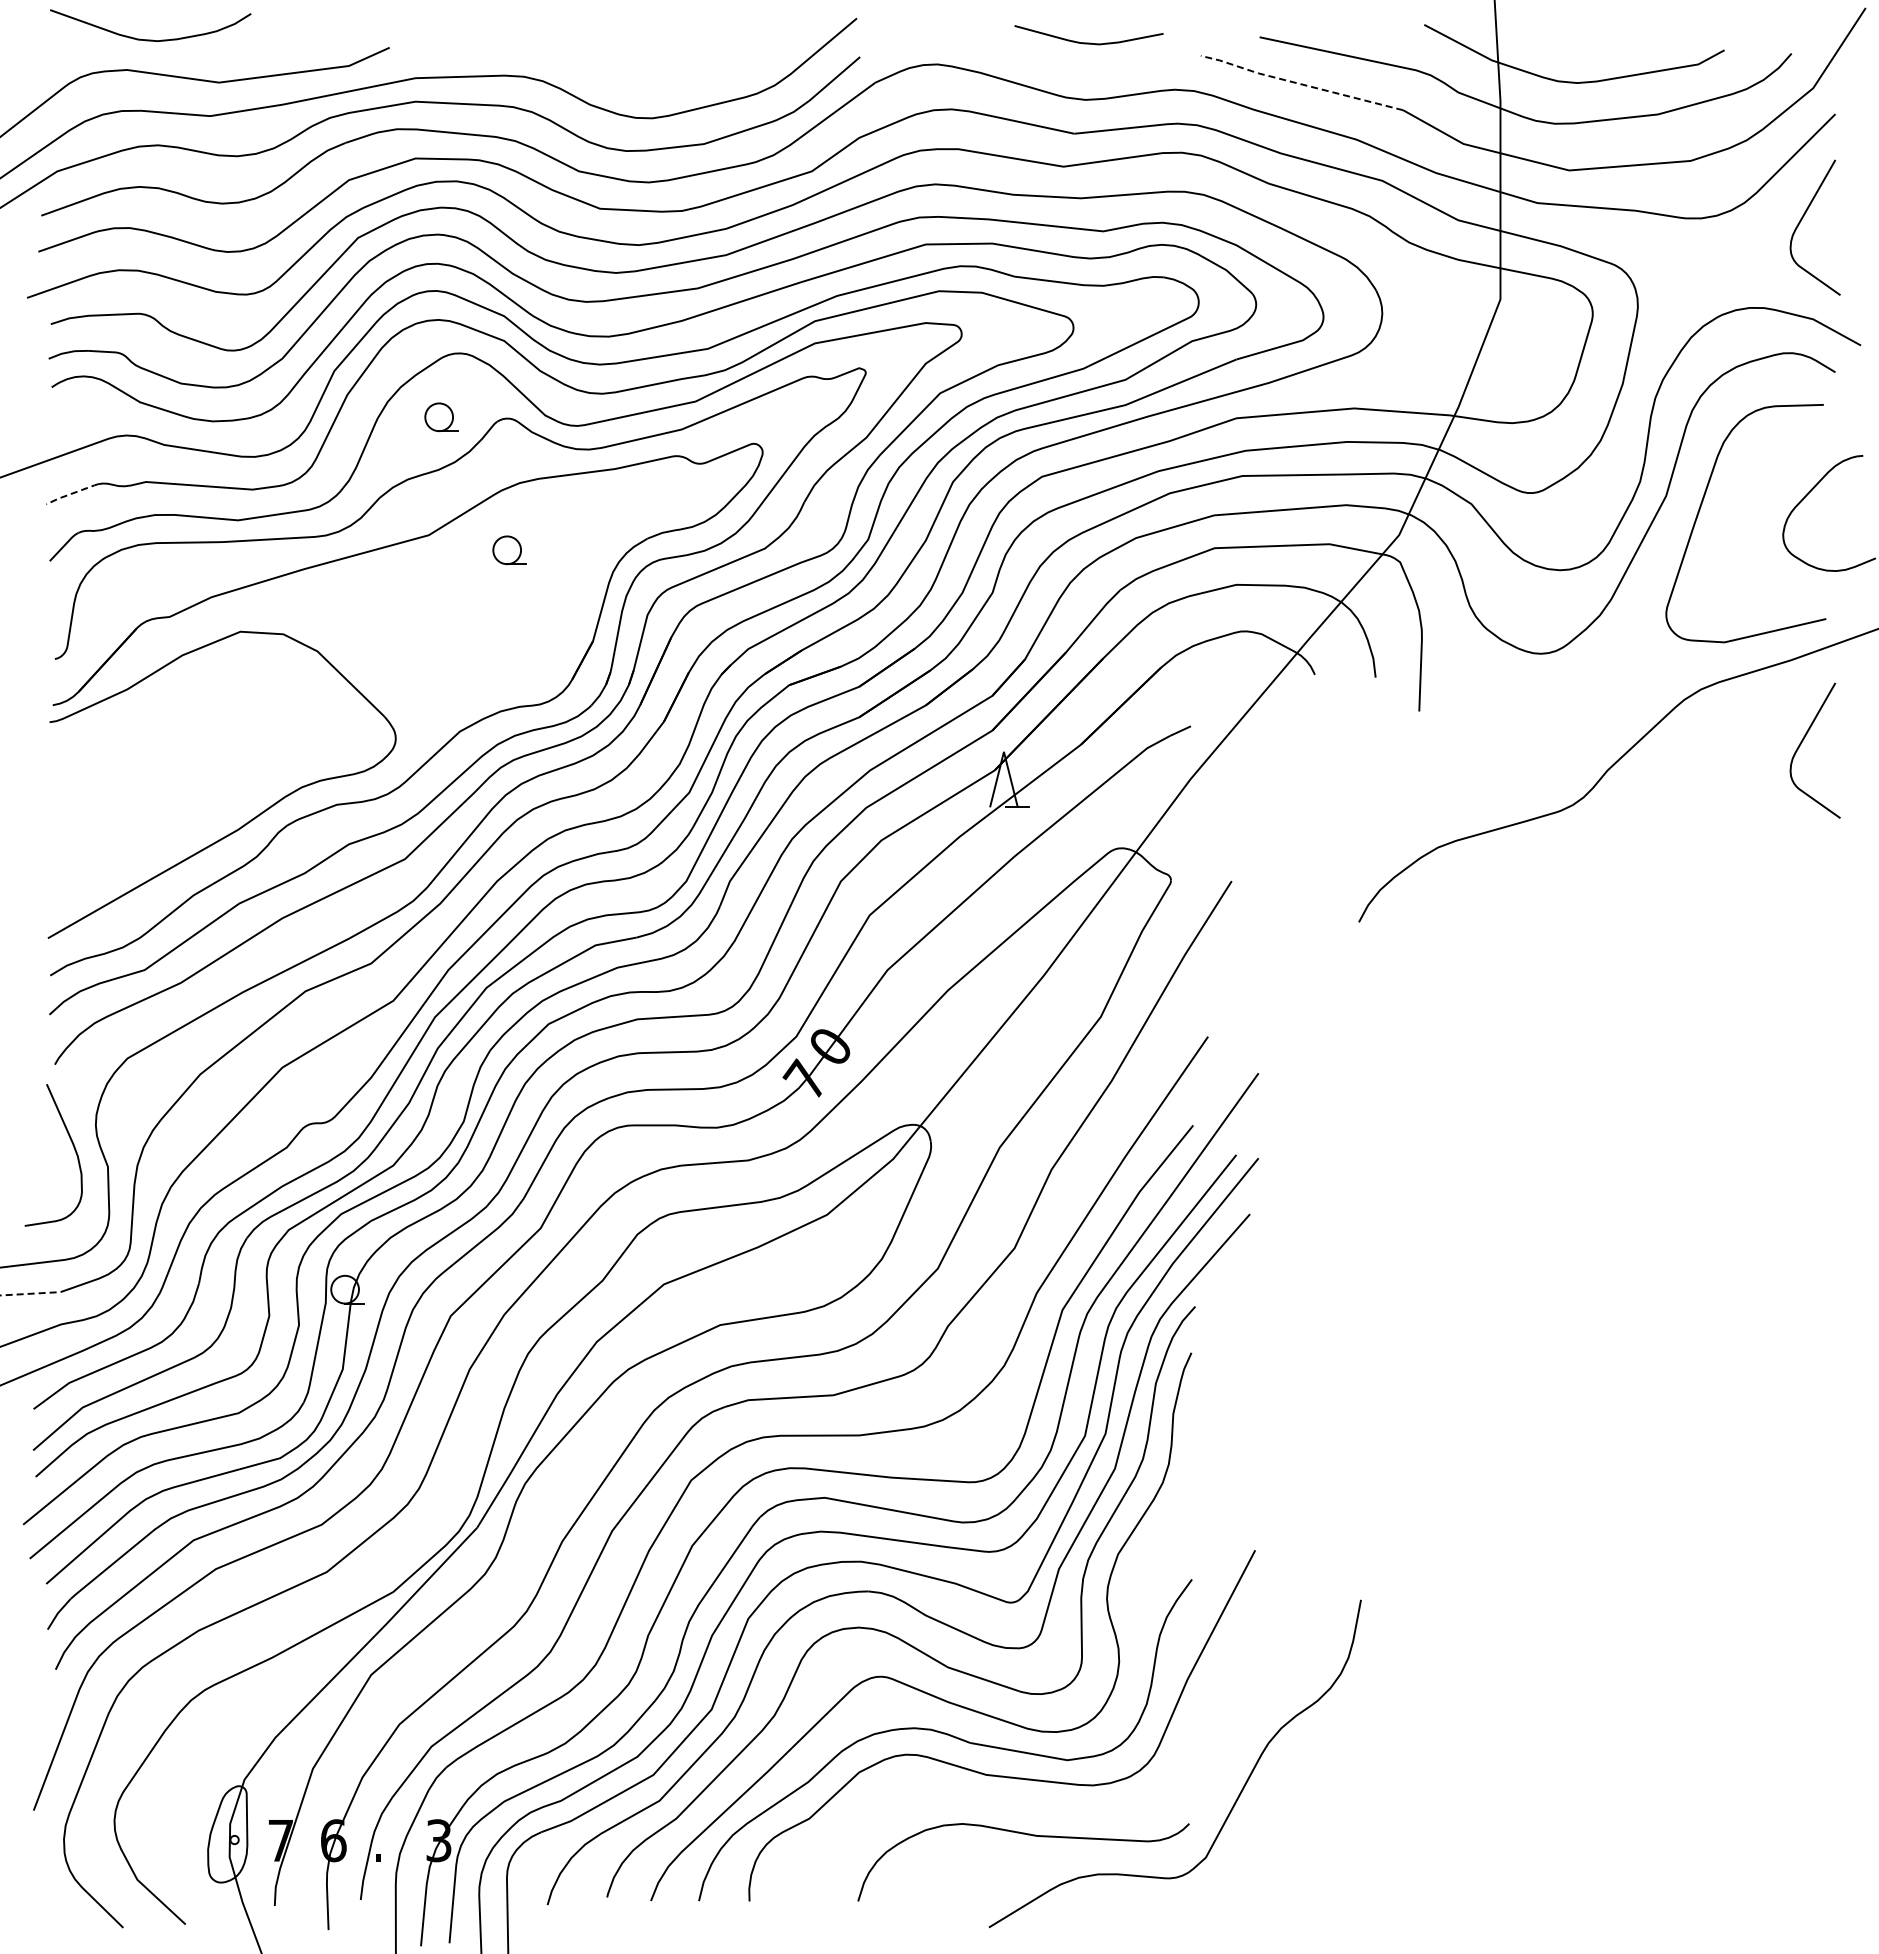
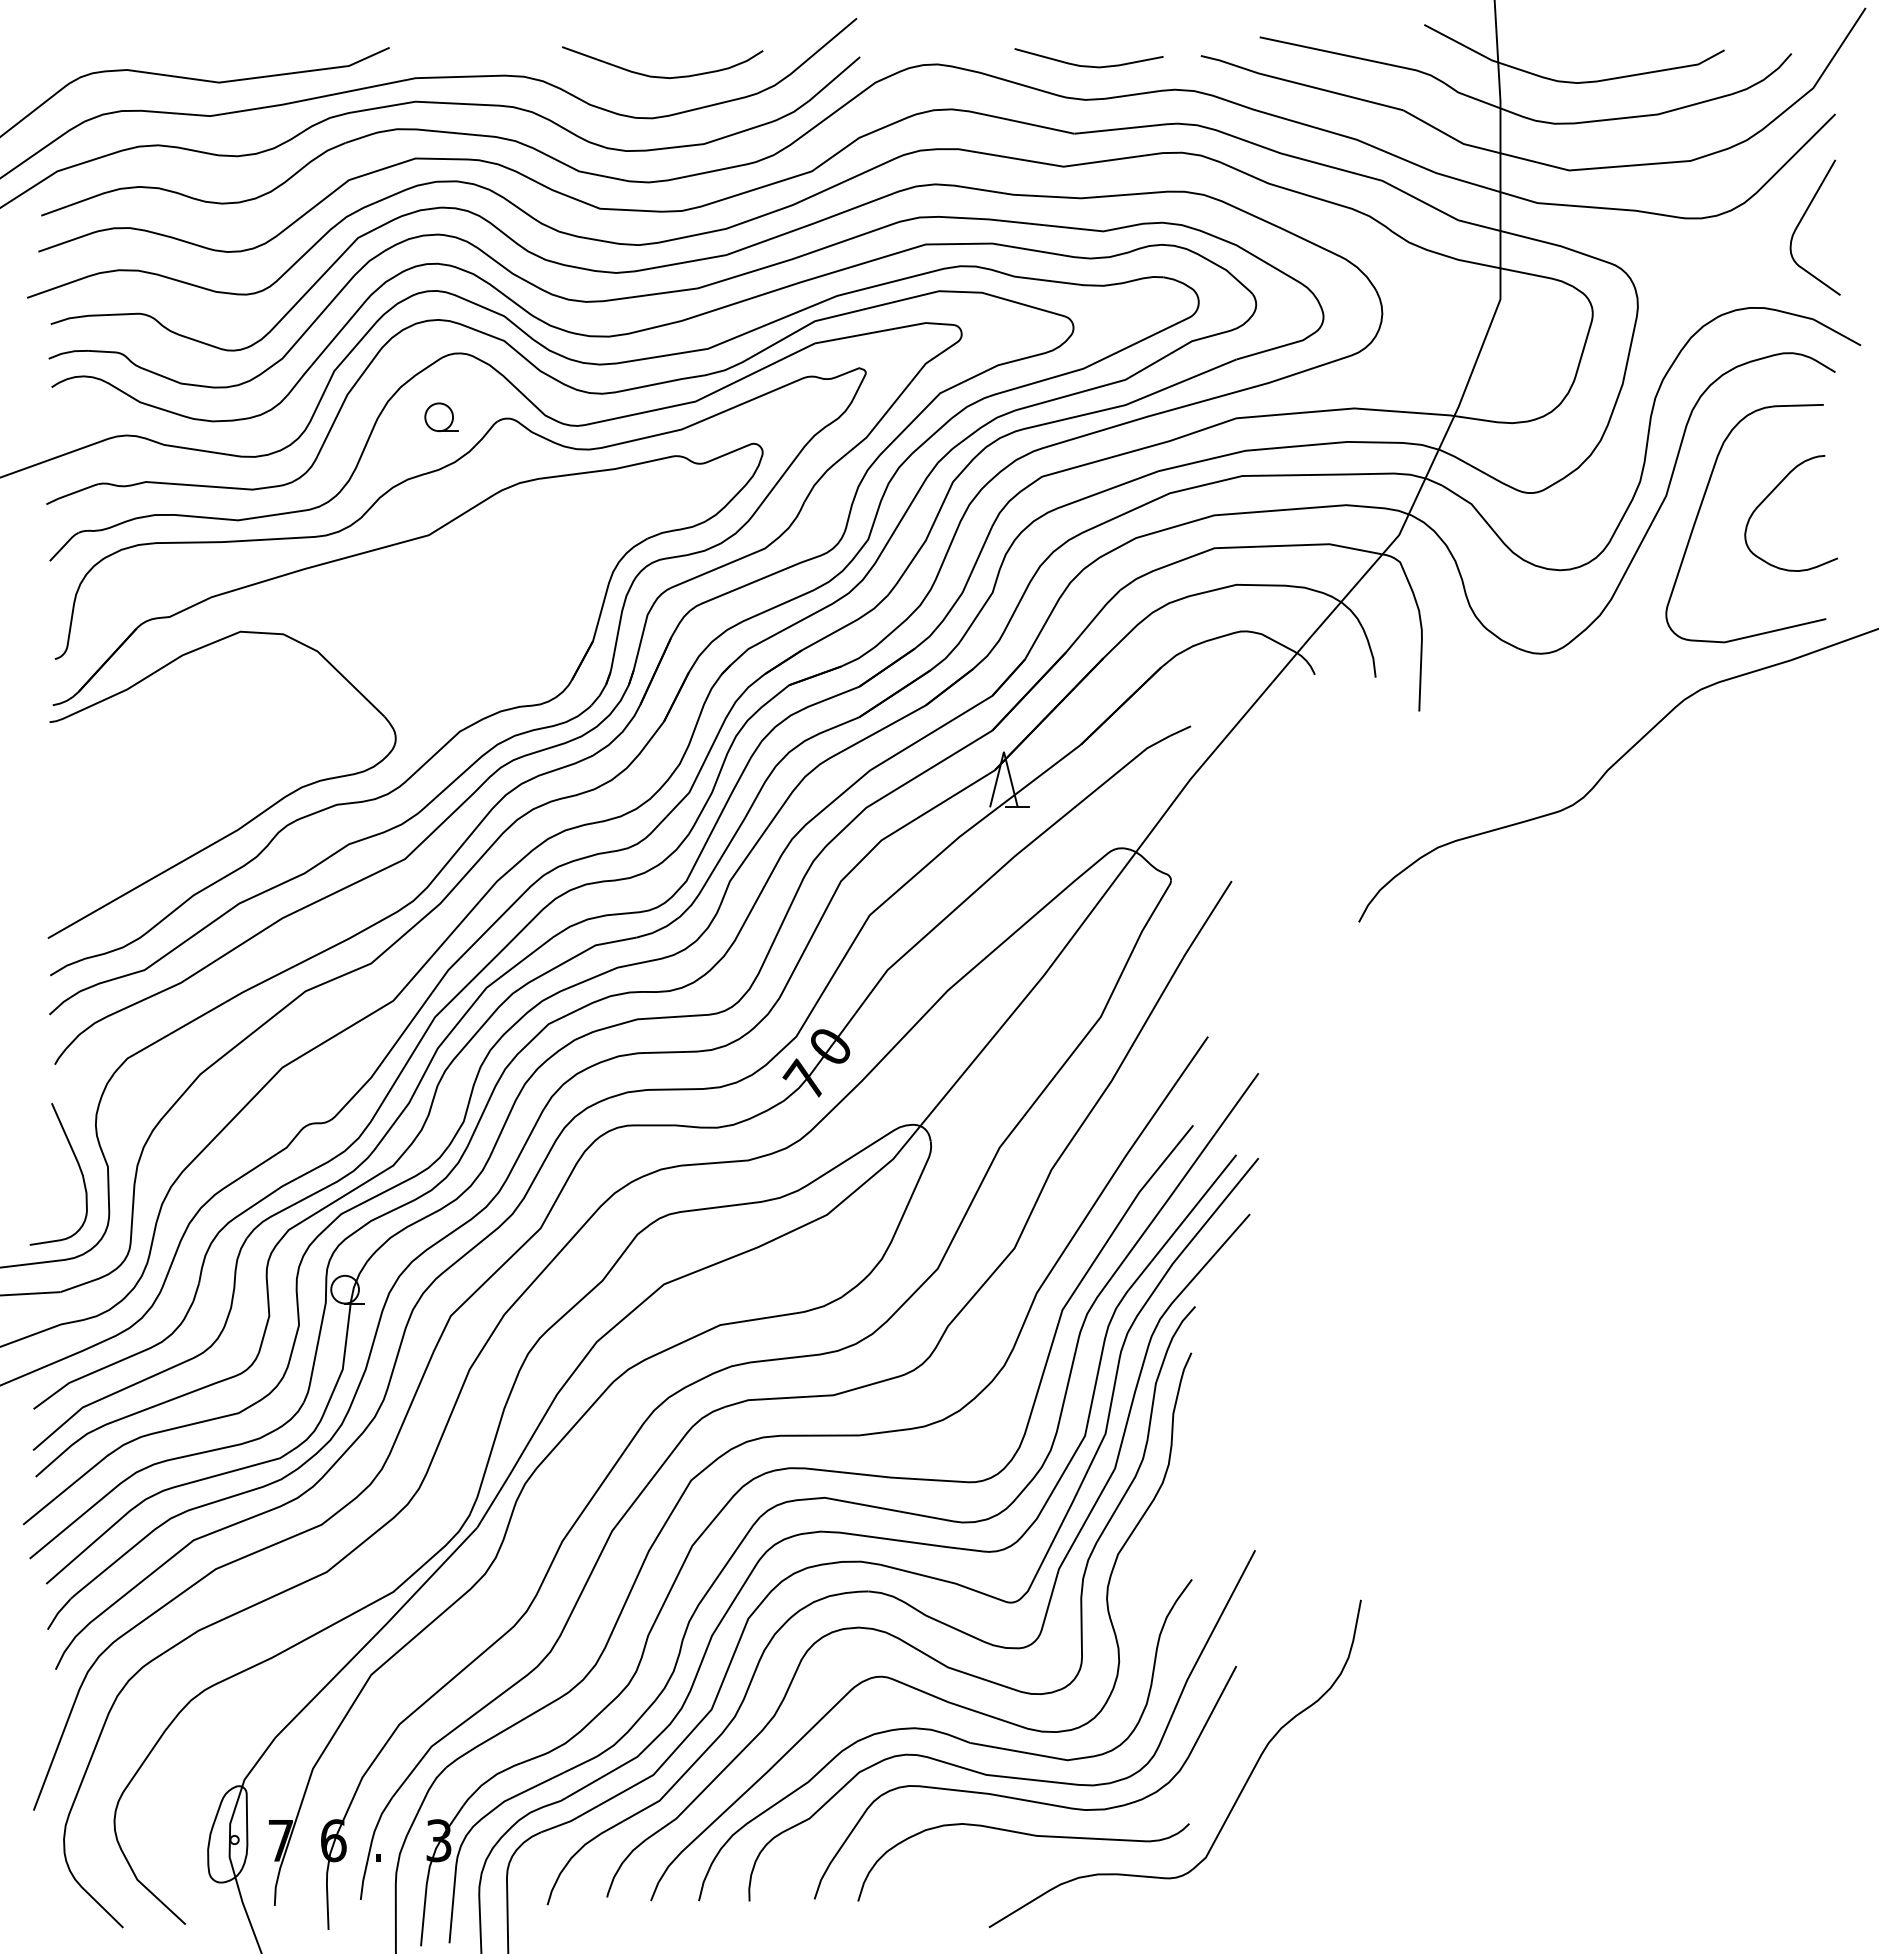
curve position: (150, 39) -> (662, 76) (662, 76)
curve position: (1088, 42) -> (1088, 65) (1088, 65)
line: dashed -> solid (1300, 83)
line: dashed -> solid (71, 493)
curve position: (1809, 493) -> (1771, 493) (1771, 493)
part: present -> none (509, 550)
curve: present -> none (1801, 744)
curve position: (72, 1145) -> (77, 1164) (77, 1164)
line: dashed -> solid (30, 1293)
curve: none -> present (1022, 1798)
